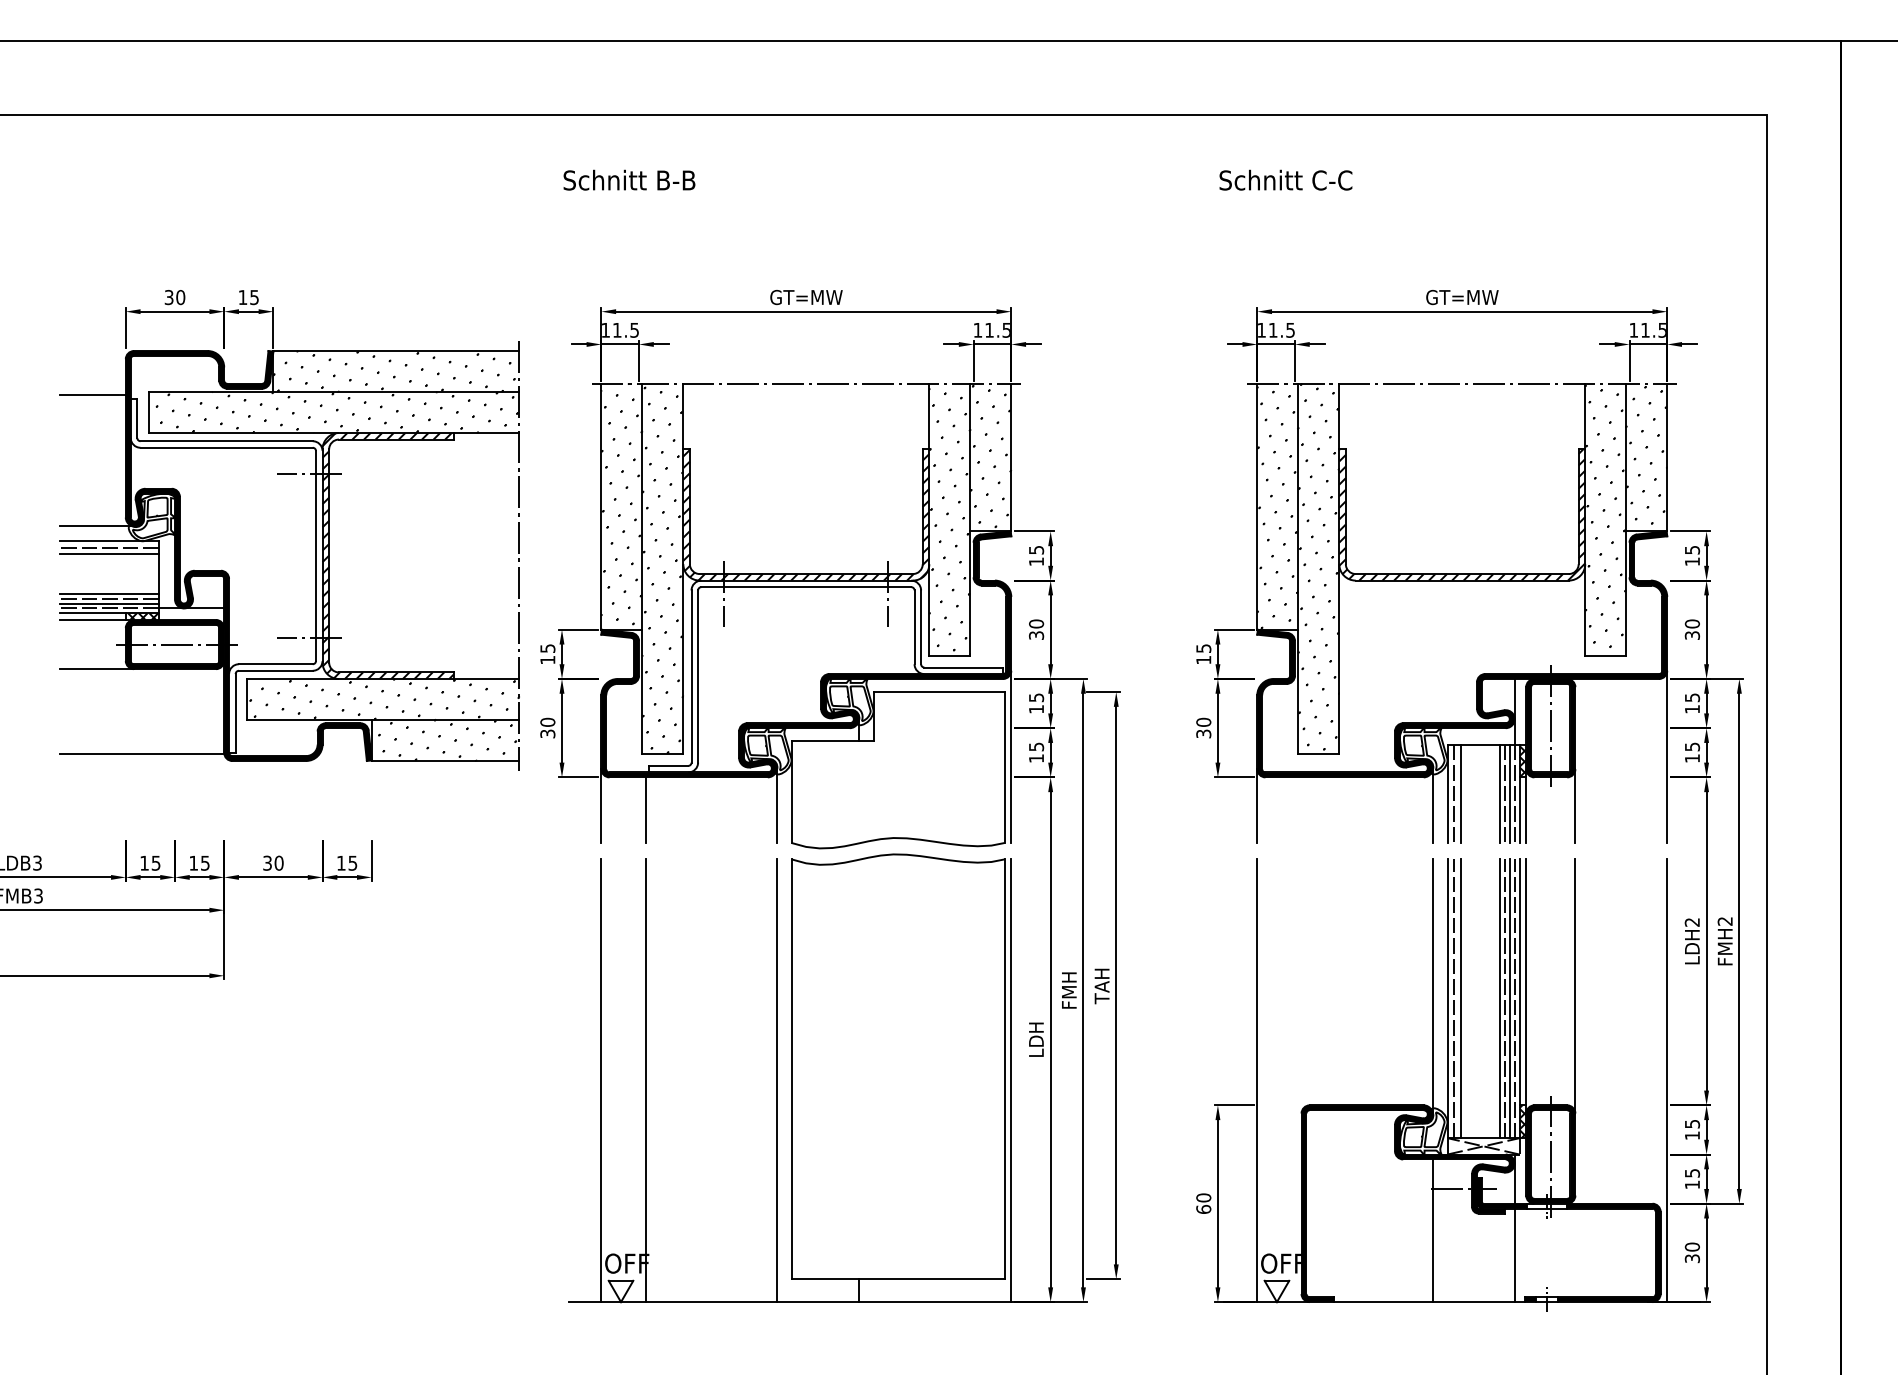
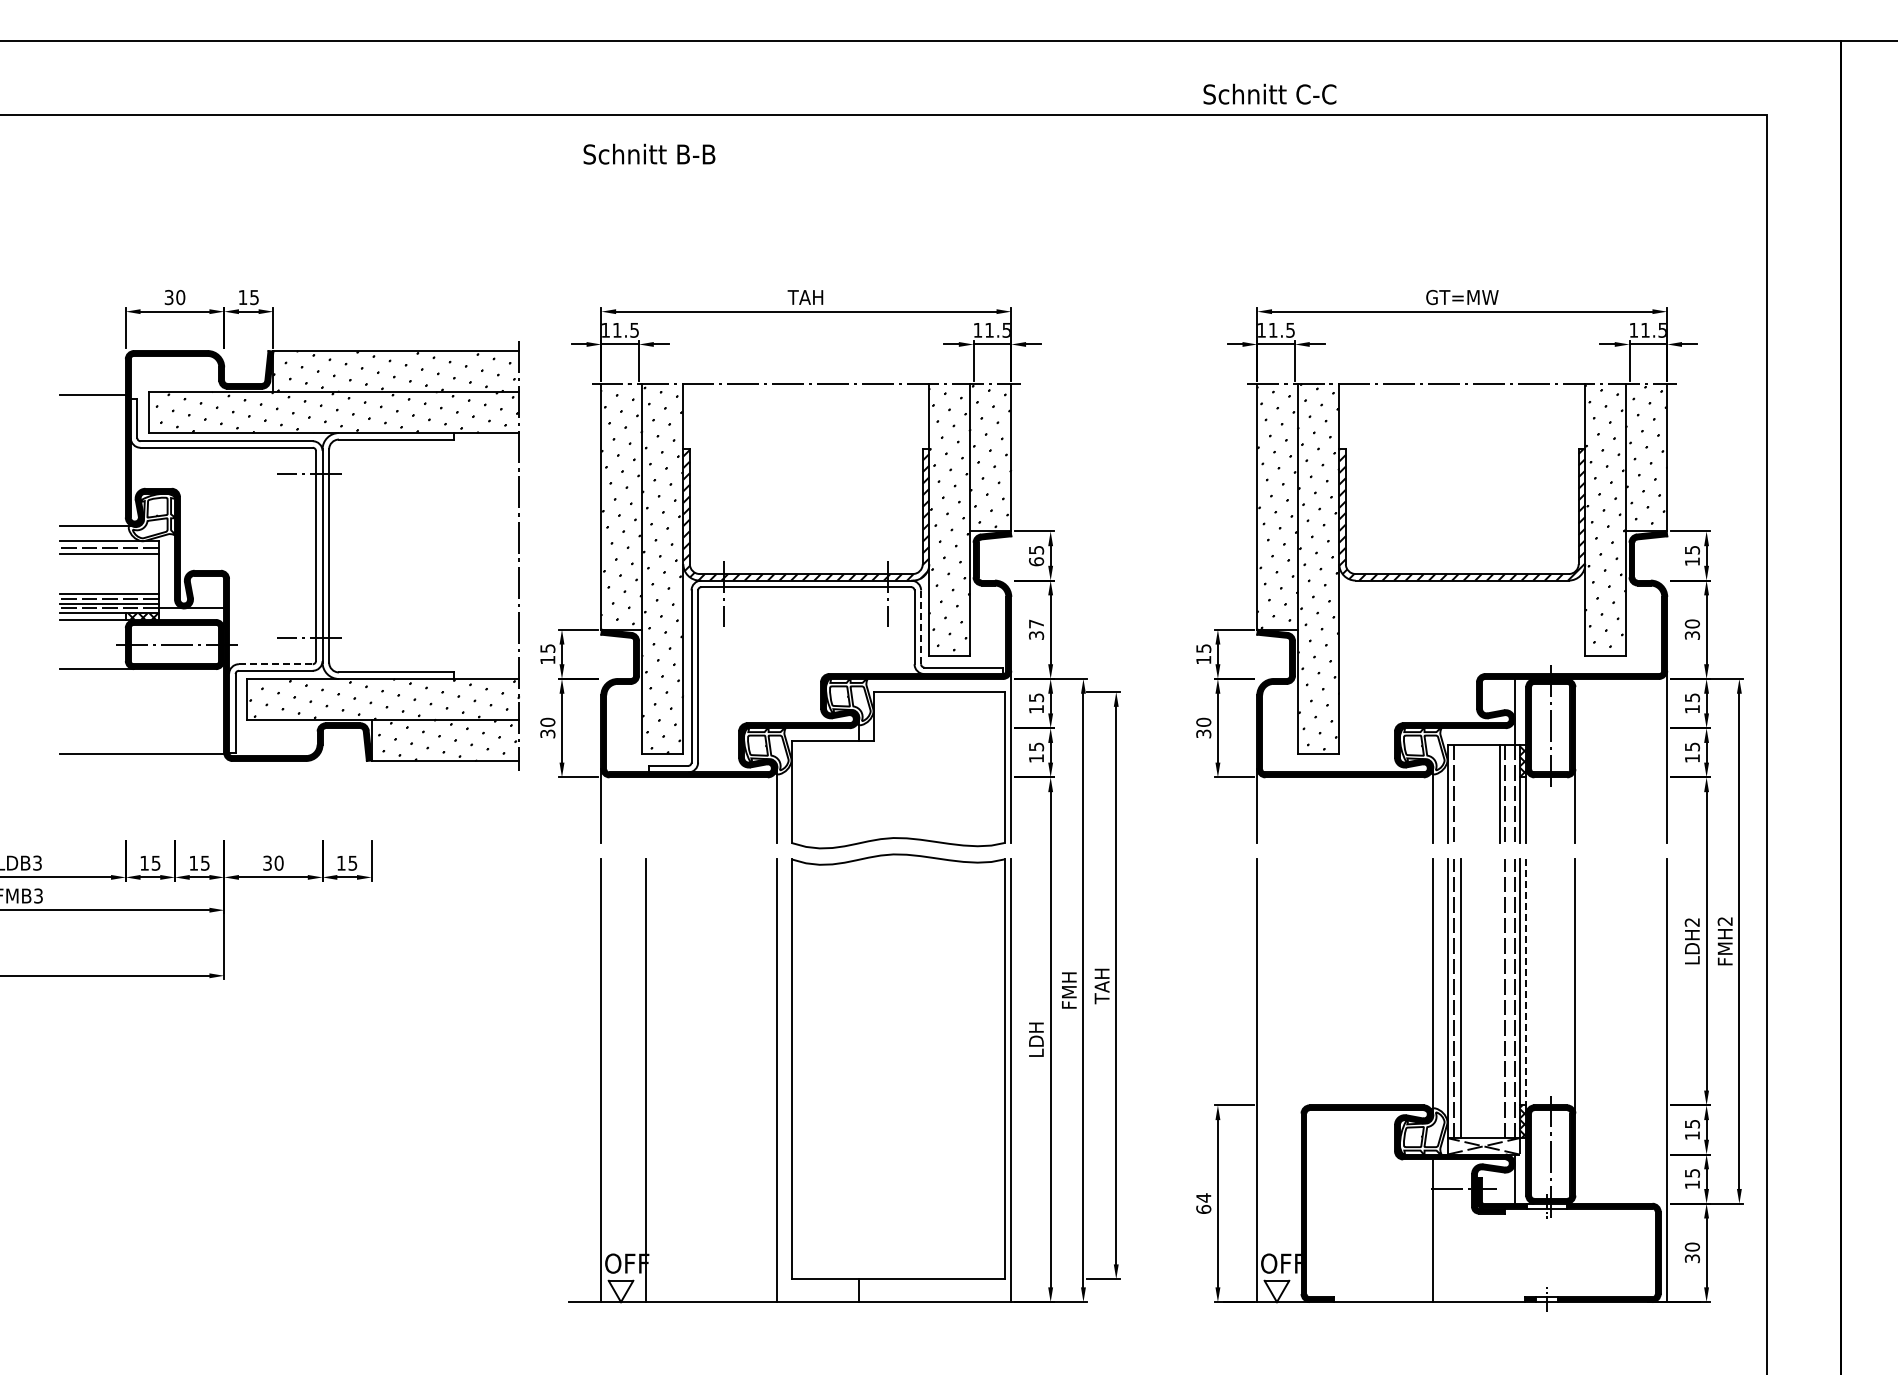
text position: (629, 179) -> (649, 153) (649, 153)
text position: (1285, 179) -> (1269, 93) (1269, 93)
text: GT=MW -> TAH (806, 297)
hatch: present -> none (387, 556)
text: 15 -> 65 (1036, 561)
text: 30 -> 37 (1036, 623)
line: solid -> dashed (921, 627)
line: solid -> dashed (275, 664)
line: present -> none (1460, 793)
line: present -> none (1509, 793)
line: present -> none (645, 809)
line: solid -> dashed (1526, 982)
line: present -> none (1499, 998)
line: present -> none (1509, 998)
text: 60 -> 64 (1203, 1197)
line: present -> none (1514, 1255)
